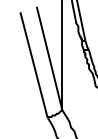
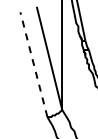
line: solid -> dashed (33, 64)
